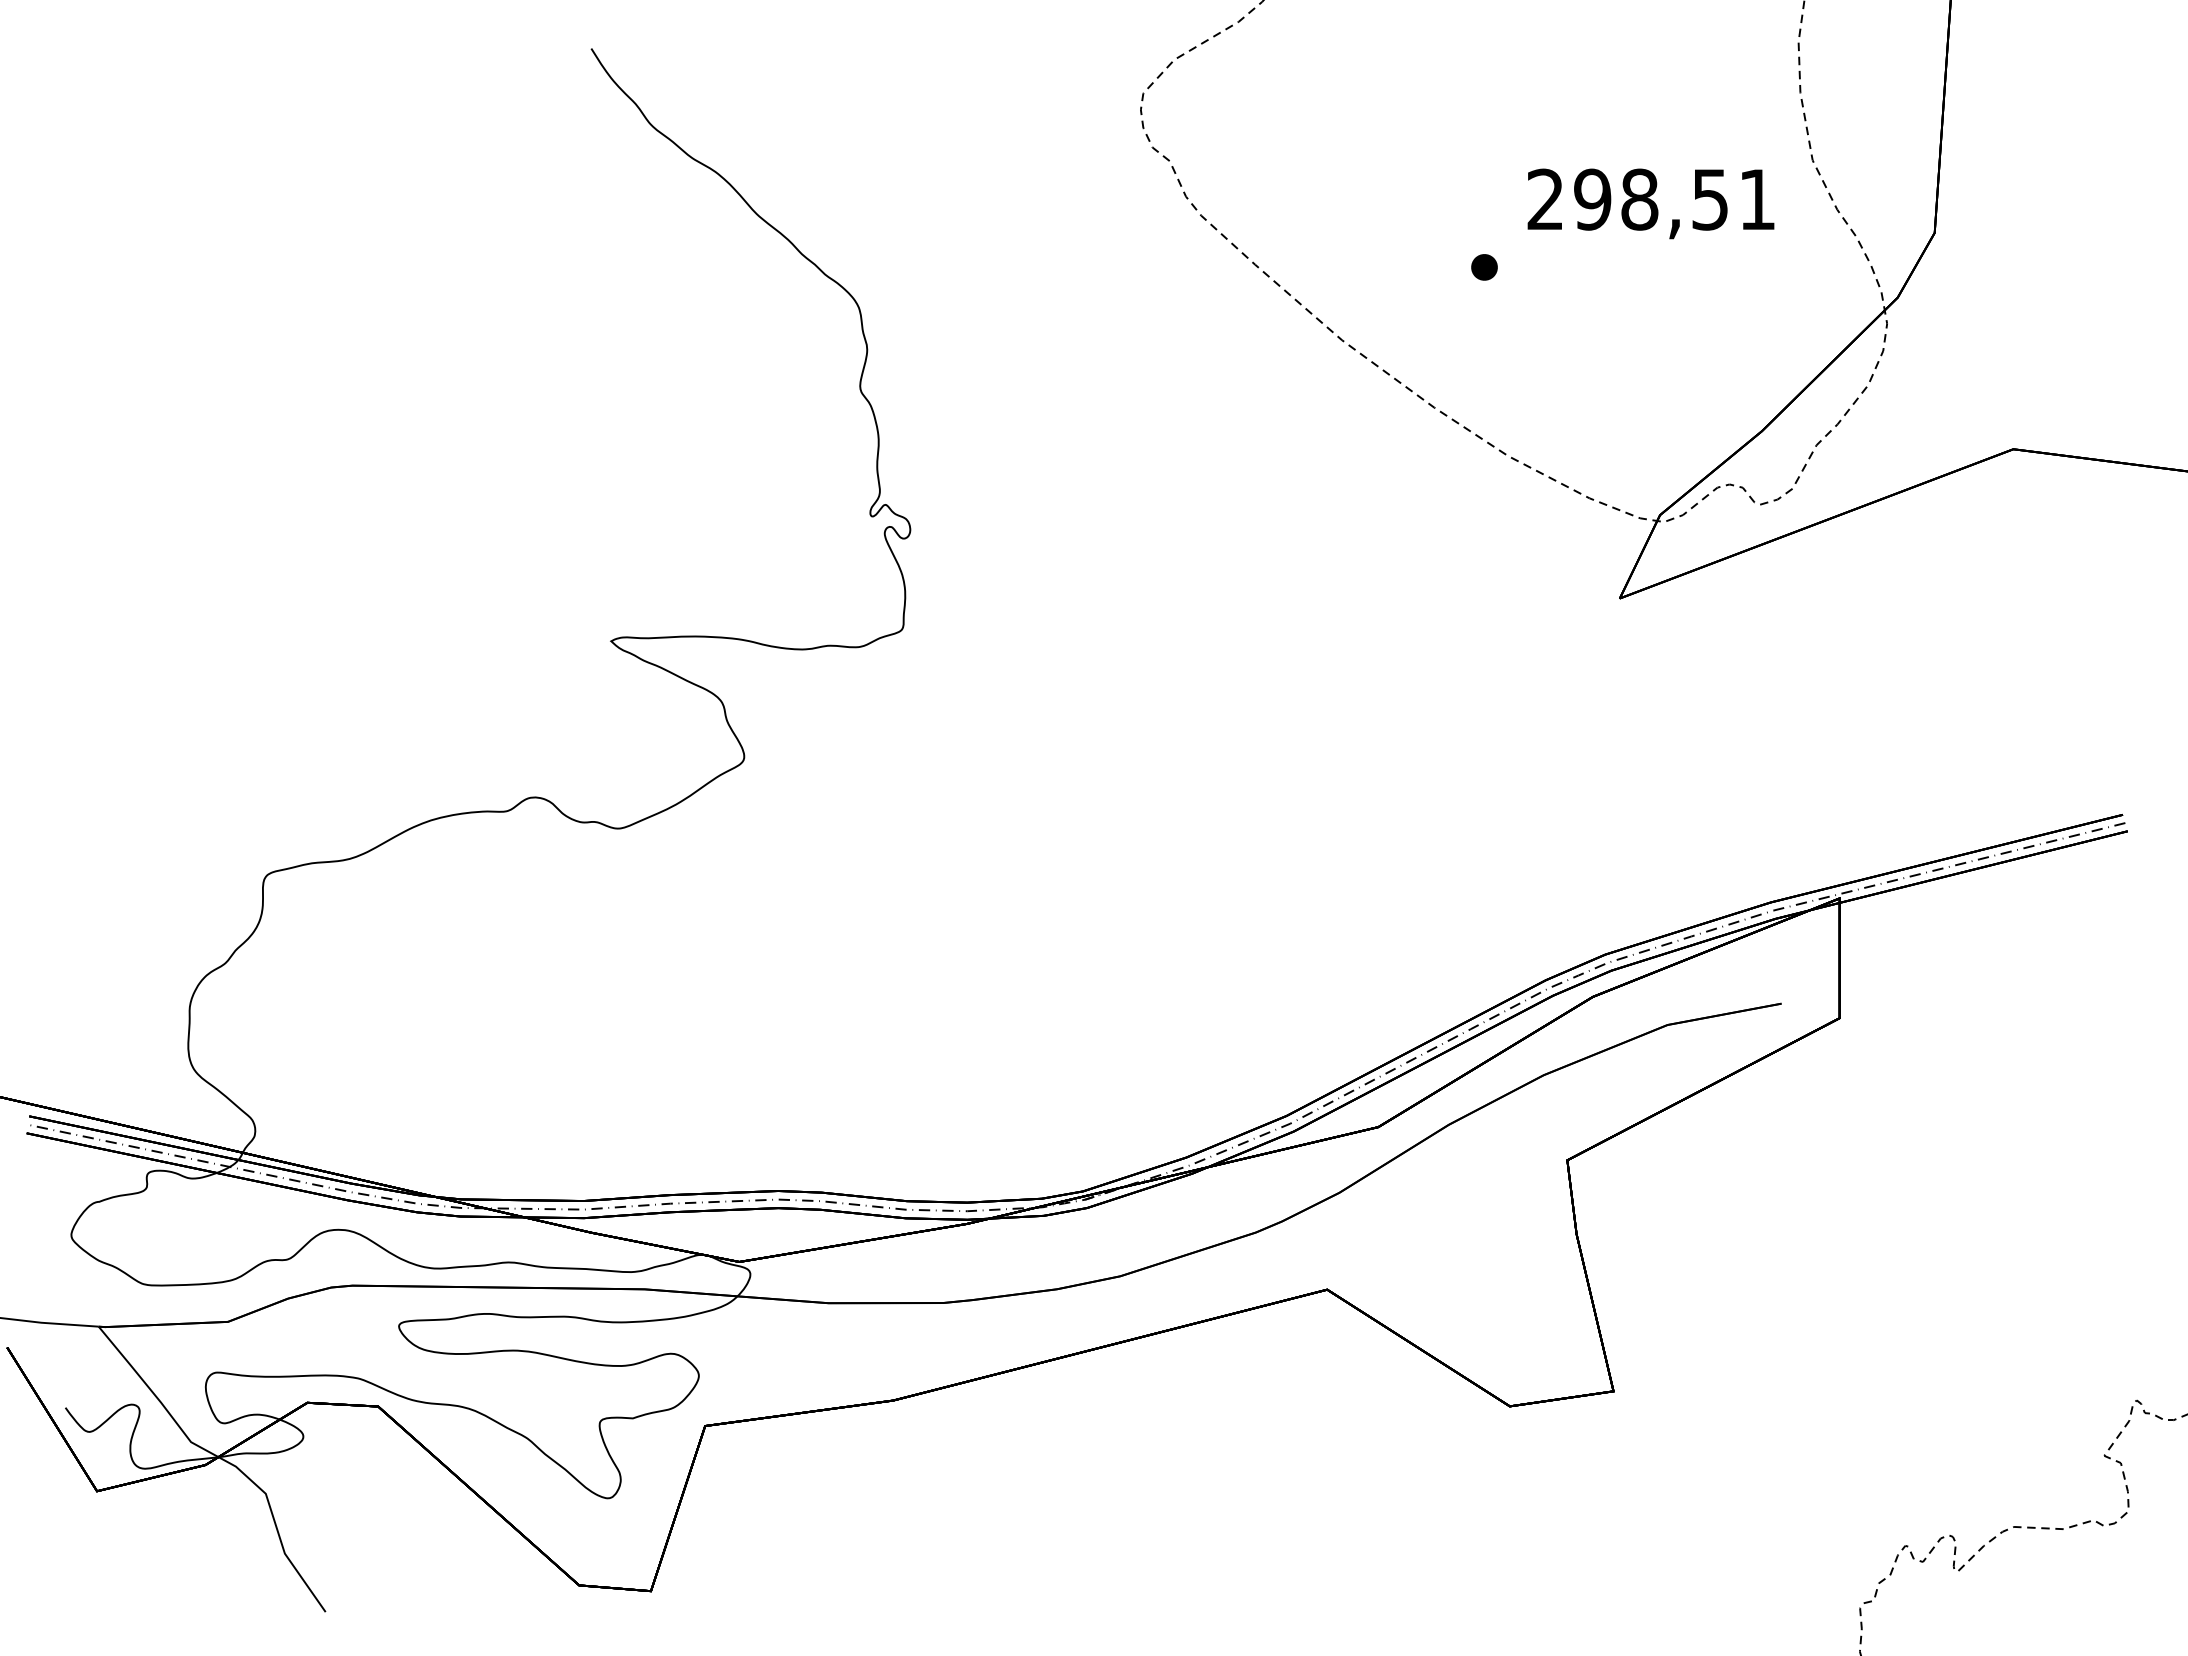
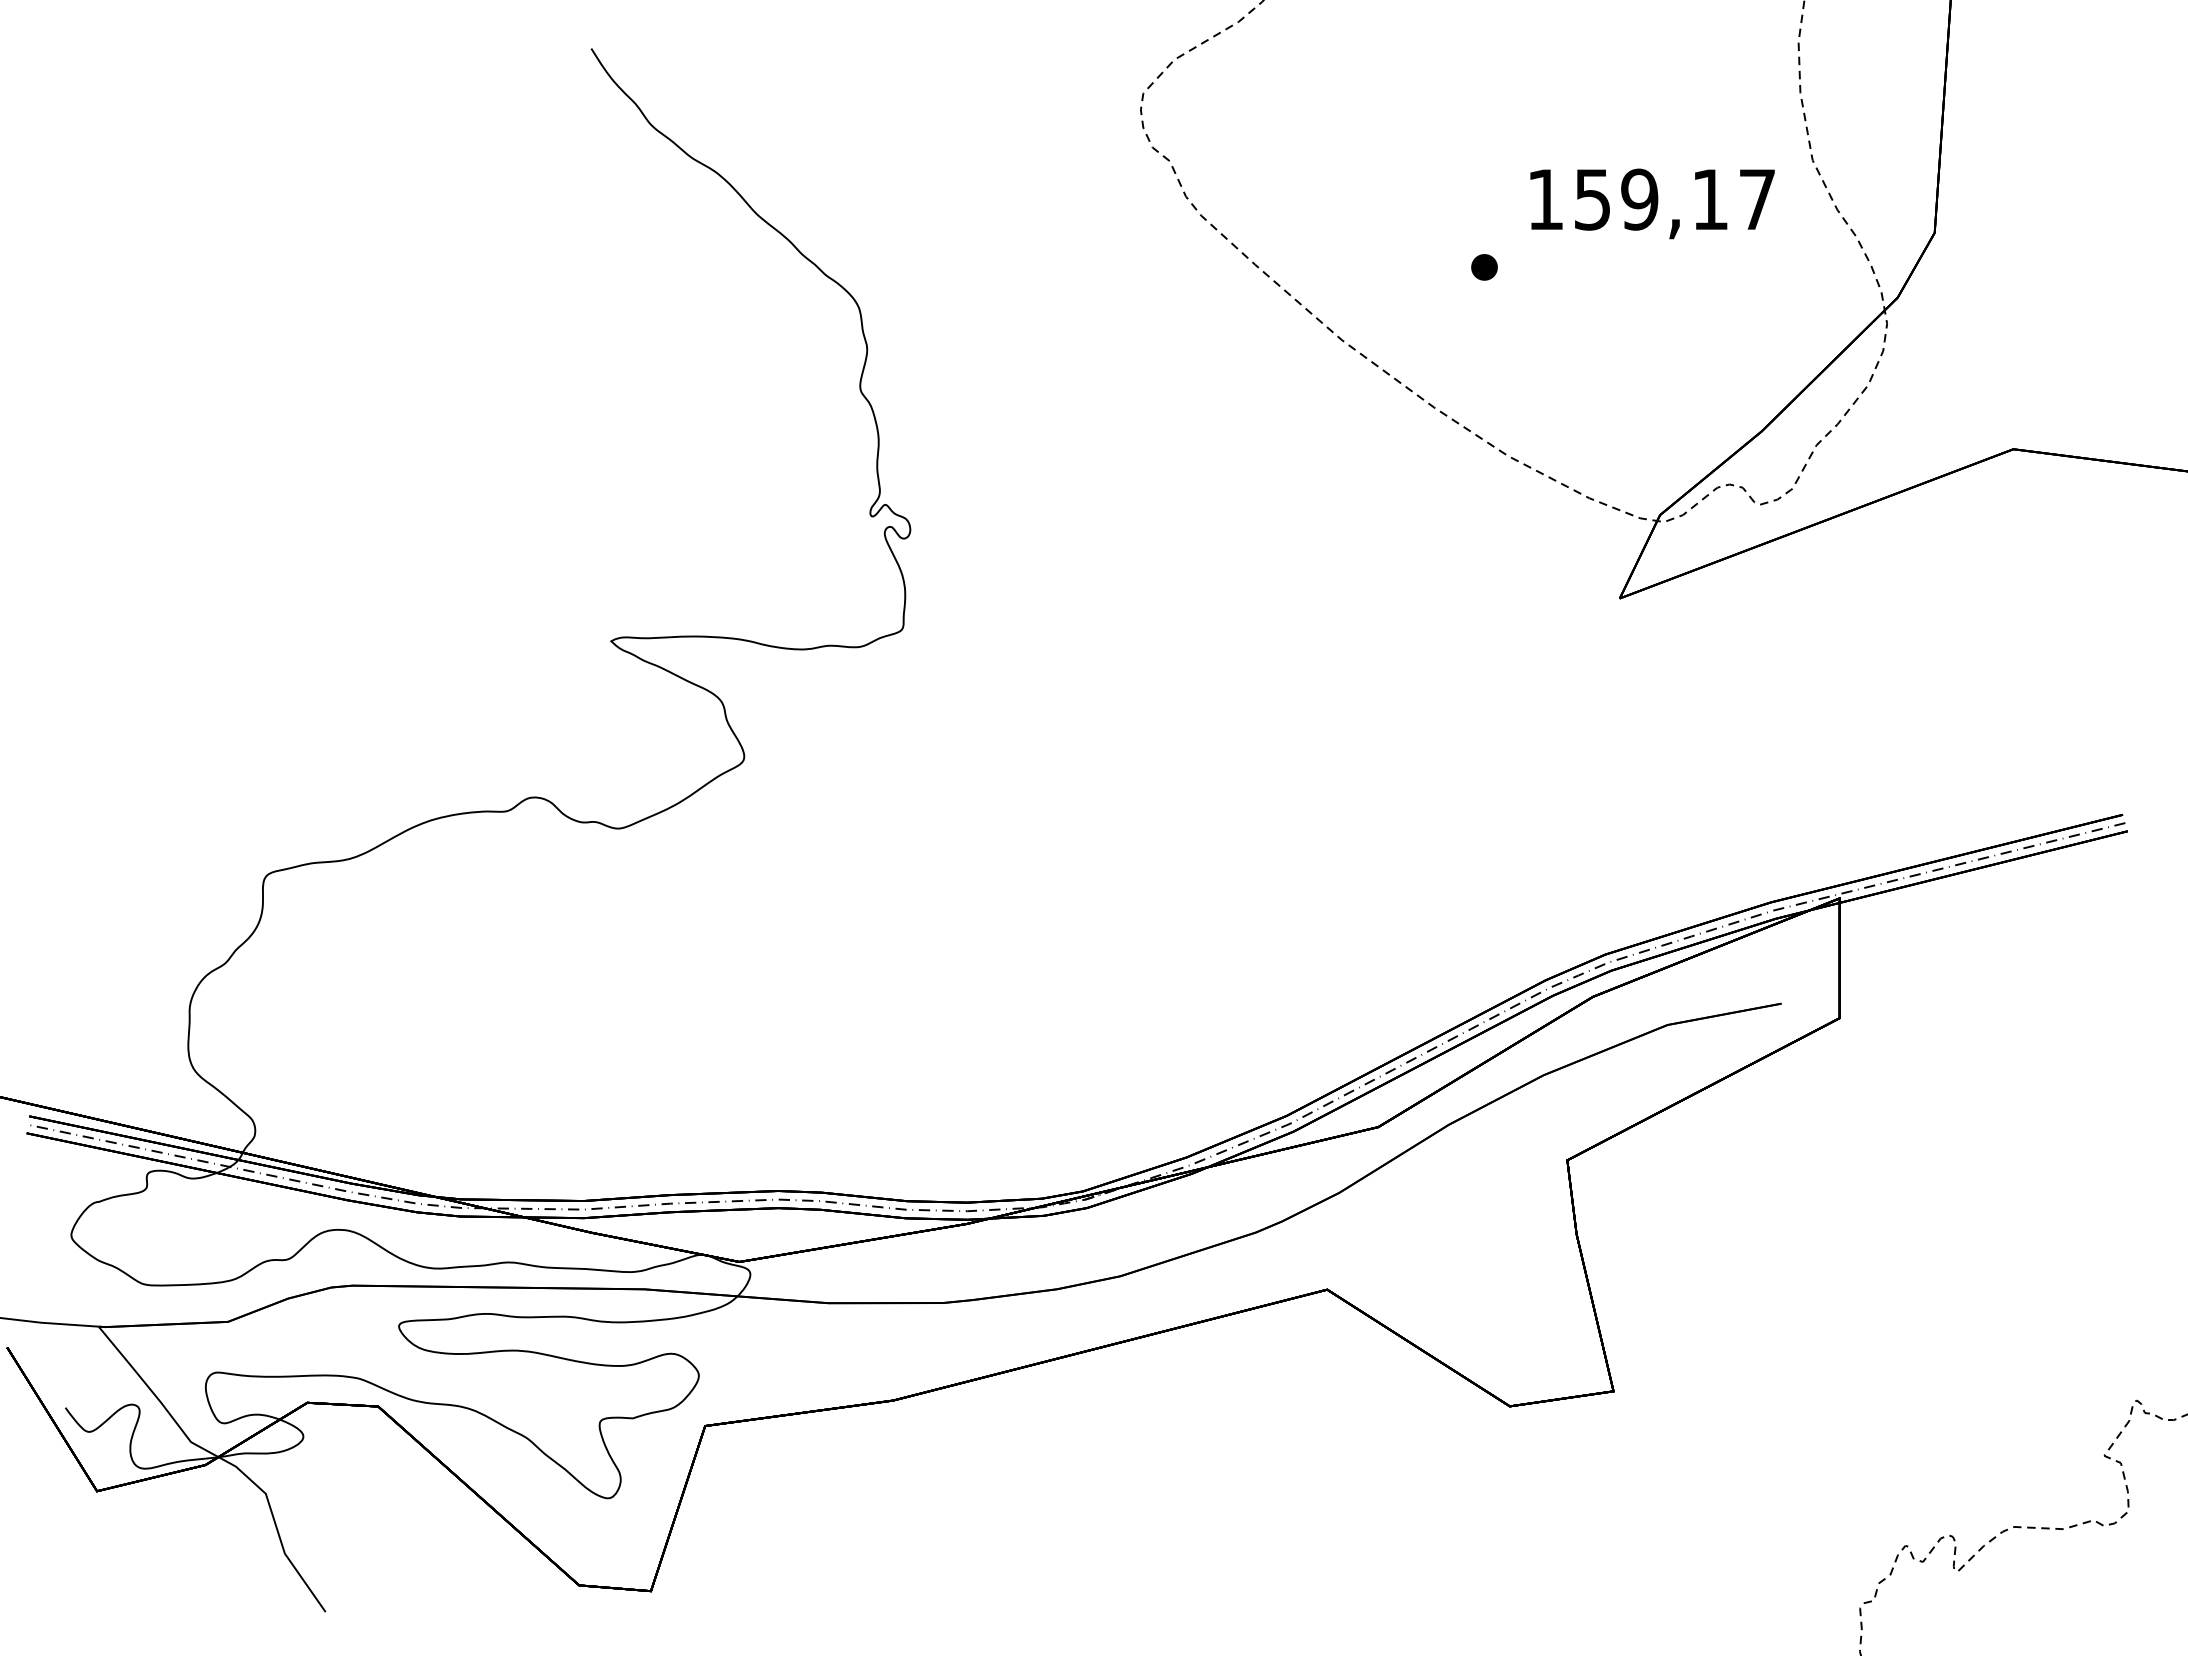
text: 298,51 -> 159,17 (1650, 199)
